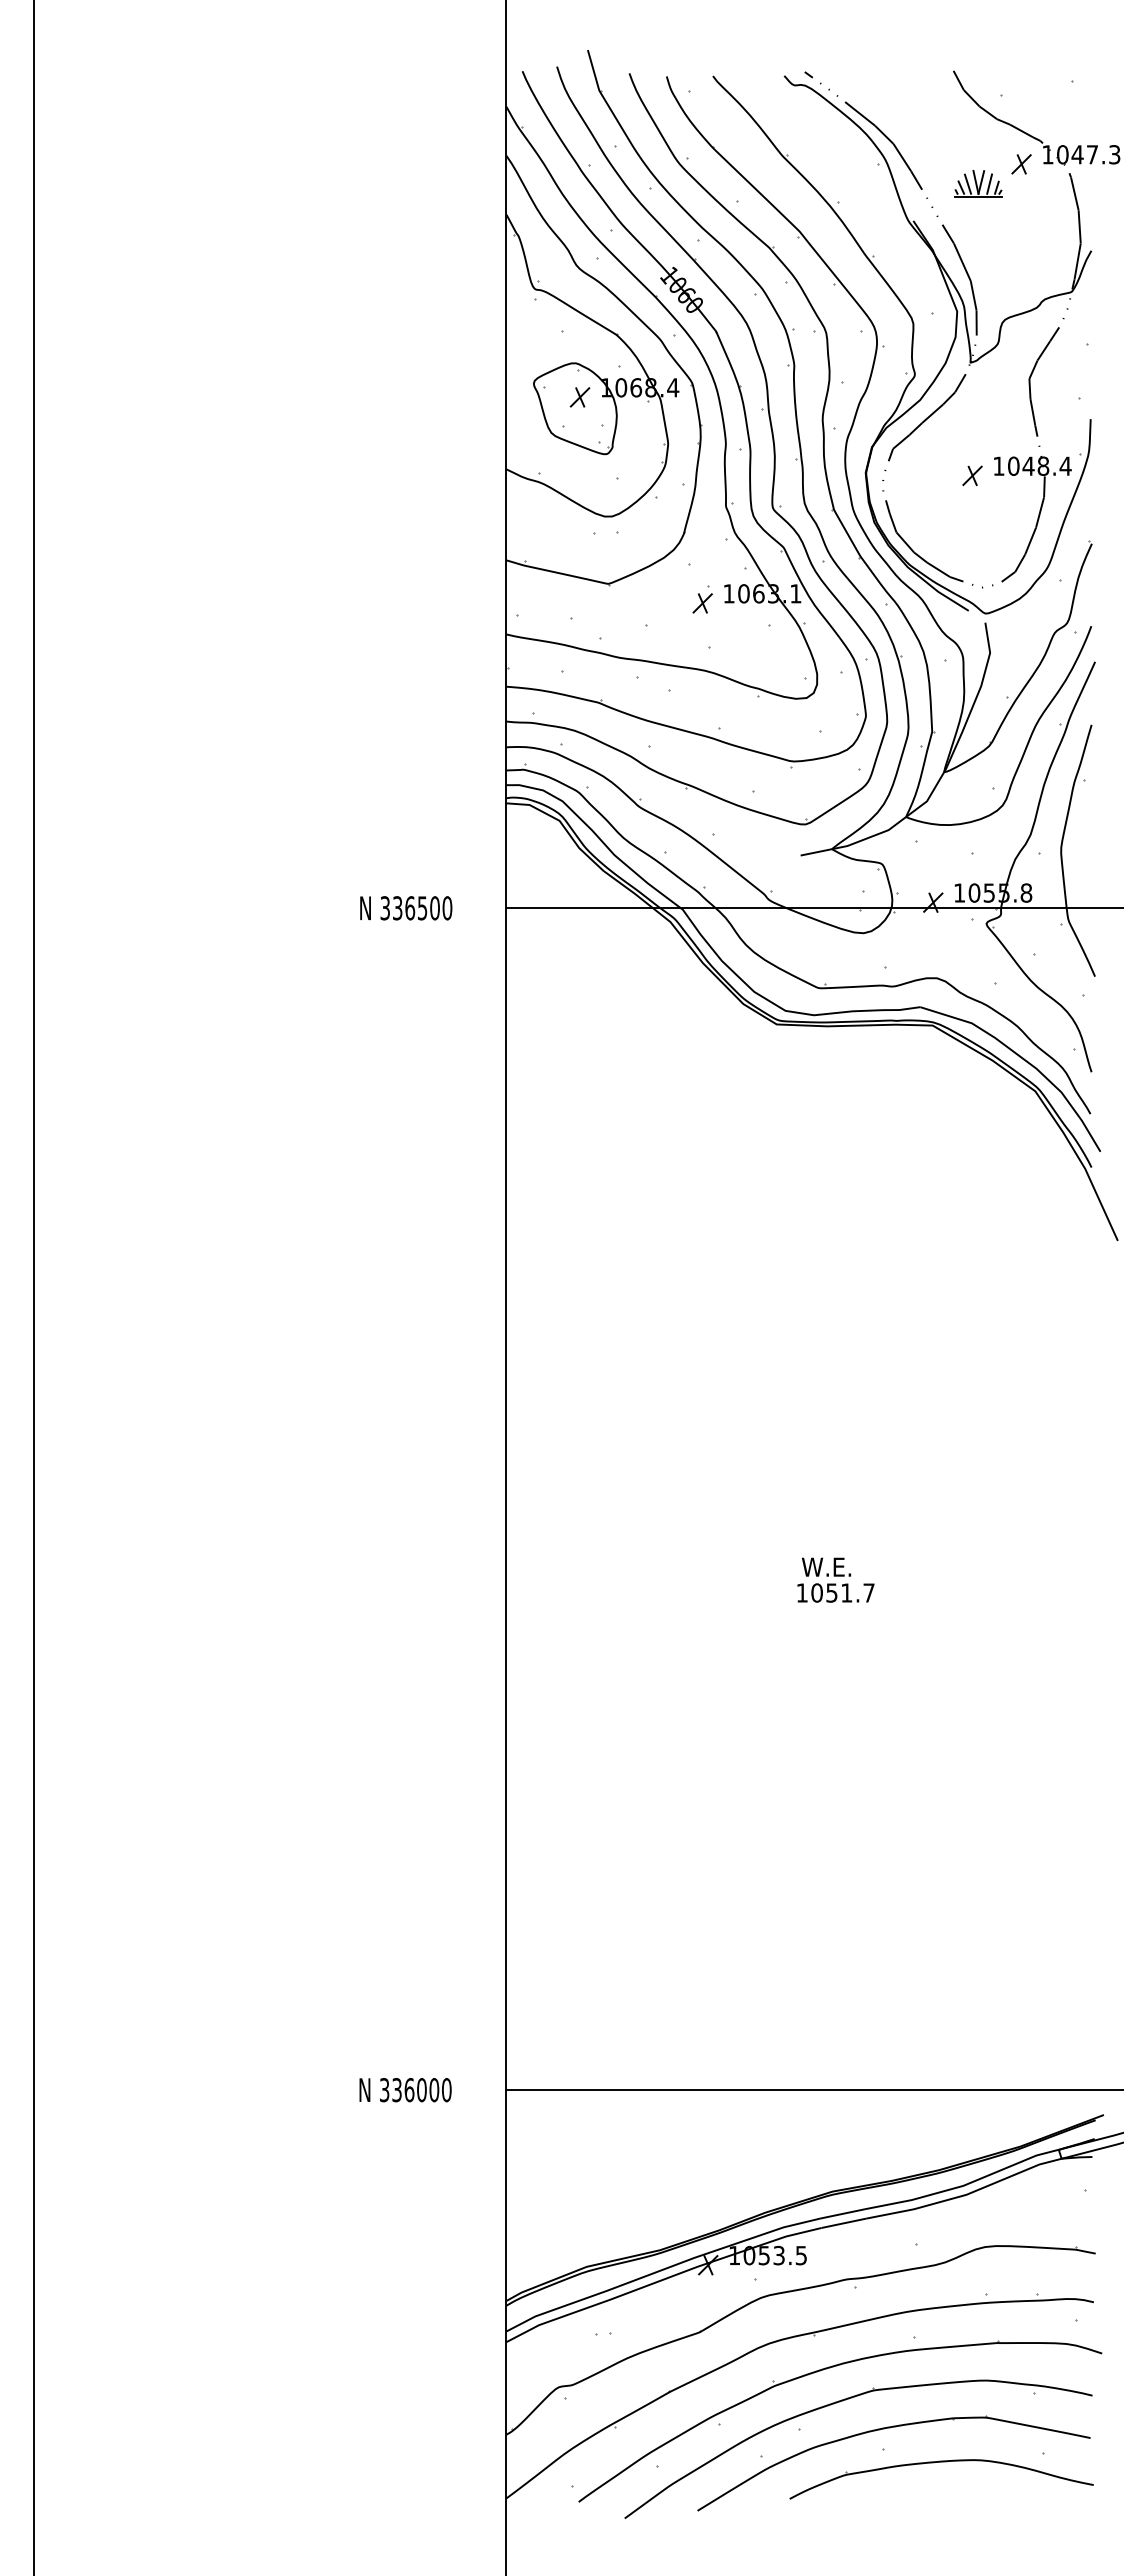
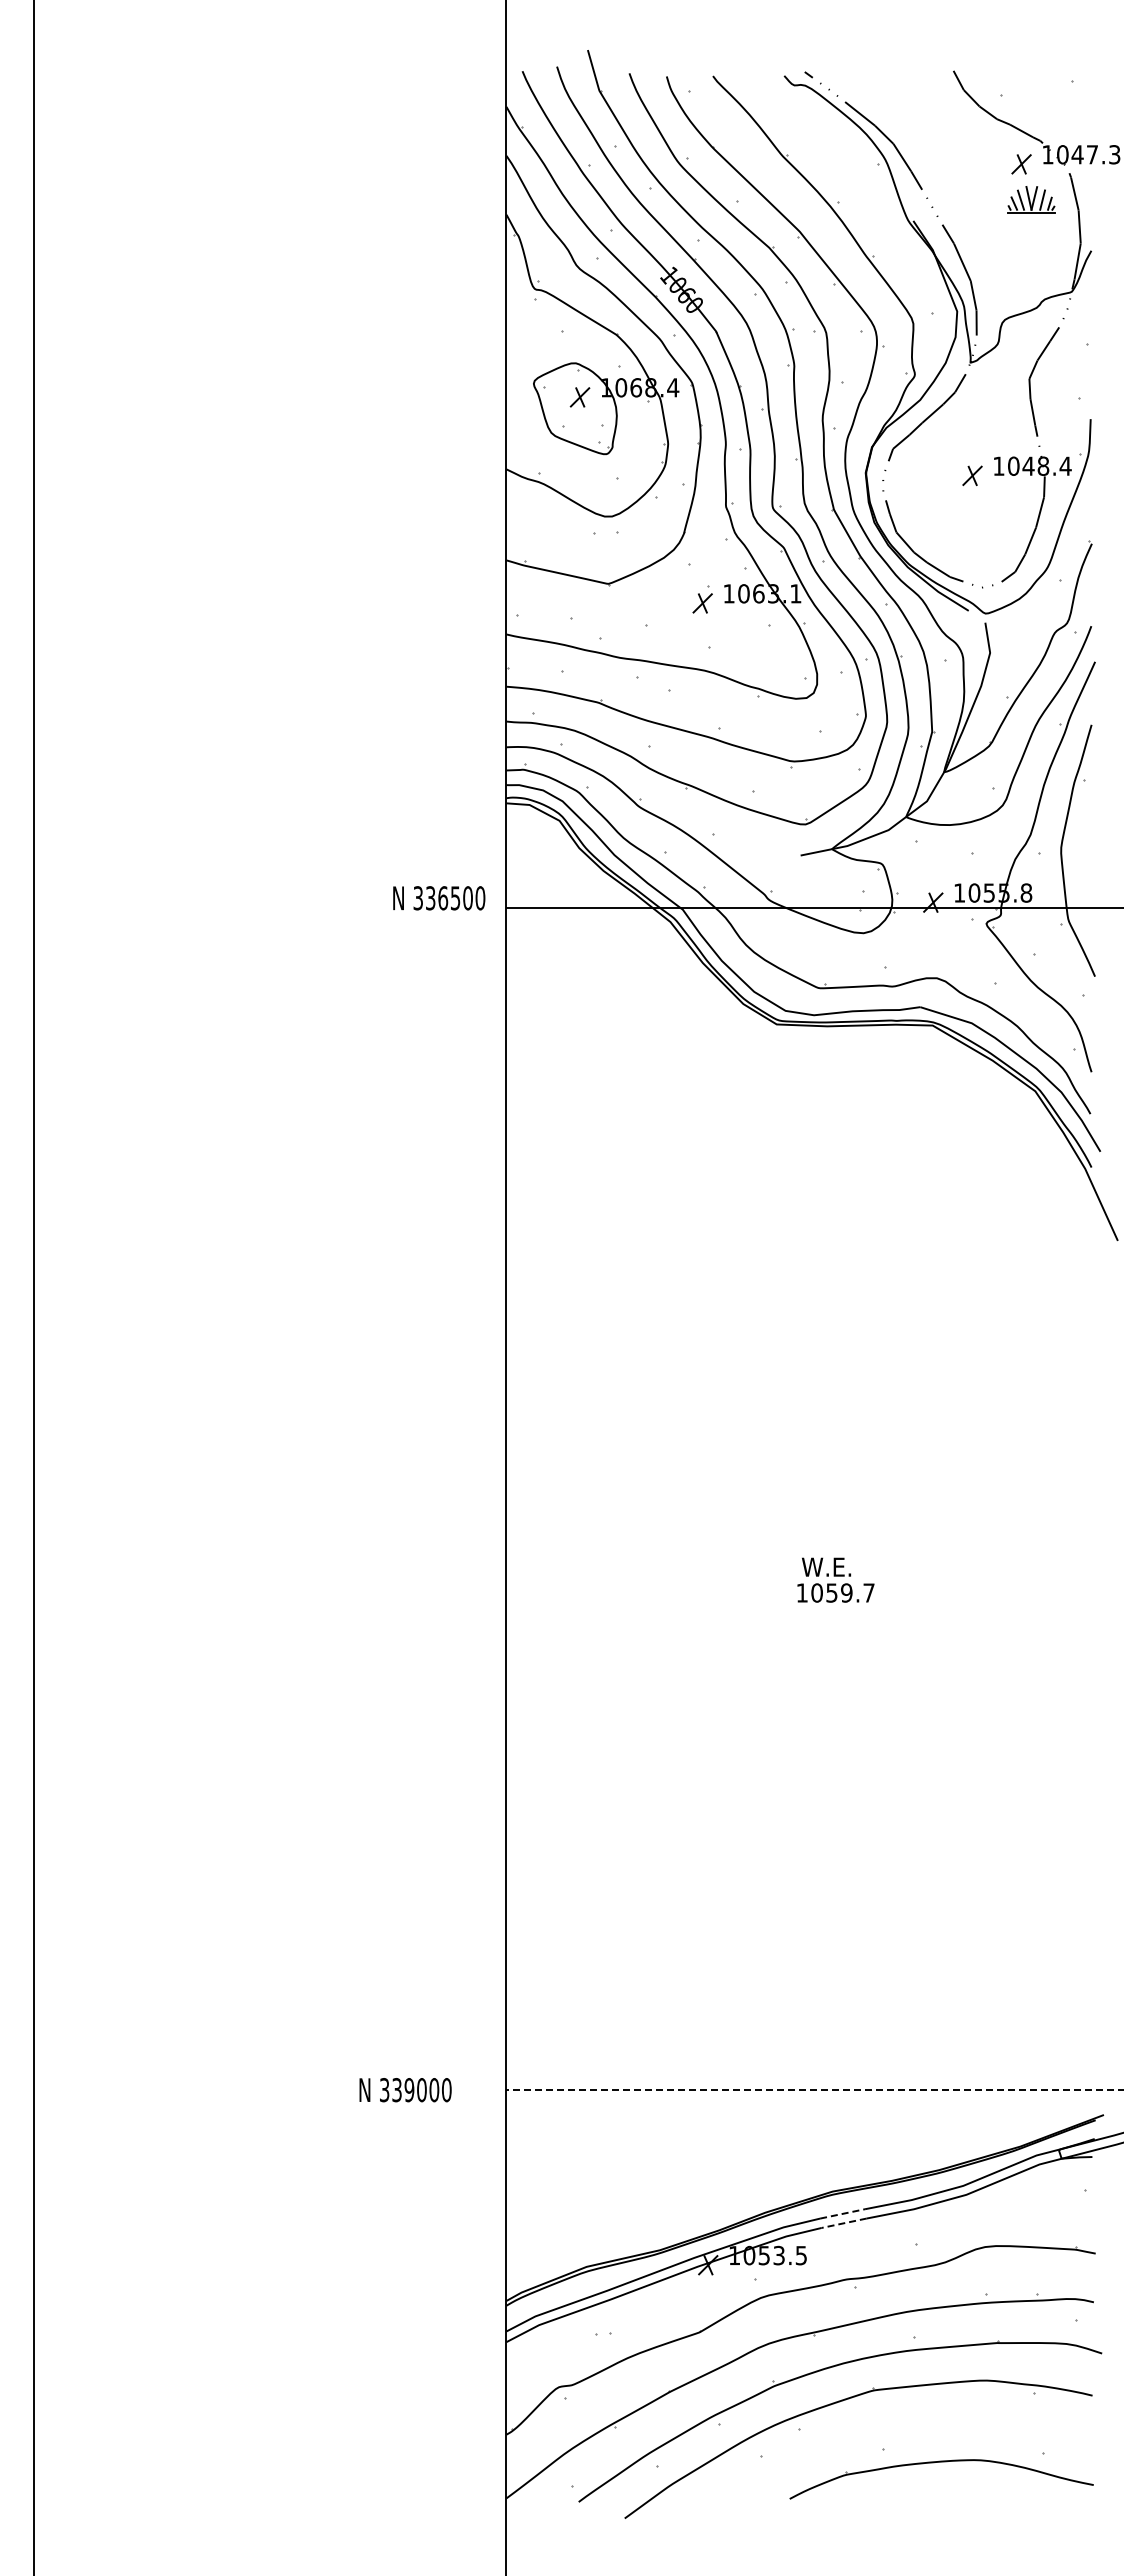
part position: (978, 183) -> (1031, 199) (1031, 199)
text position: (406, 908) -> (439, 898) (439, 898)
text: 1051.7 -> 1059.7 (846, 1592)
text: 336000 -> 339000 (409, 2090)
line: solid -> dashed (814, 2090)
line: solid -> dashed (842, 2213)
line: solid -> dashed (843, 2223)
part: present -> none (890, 2428)
